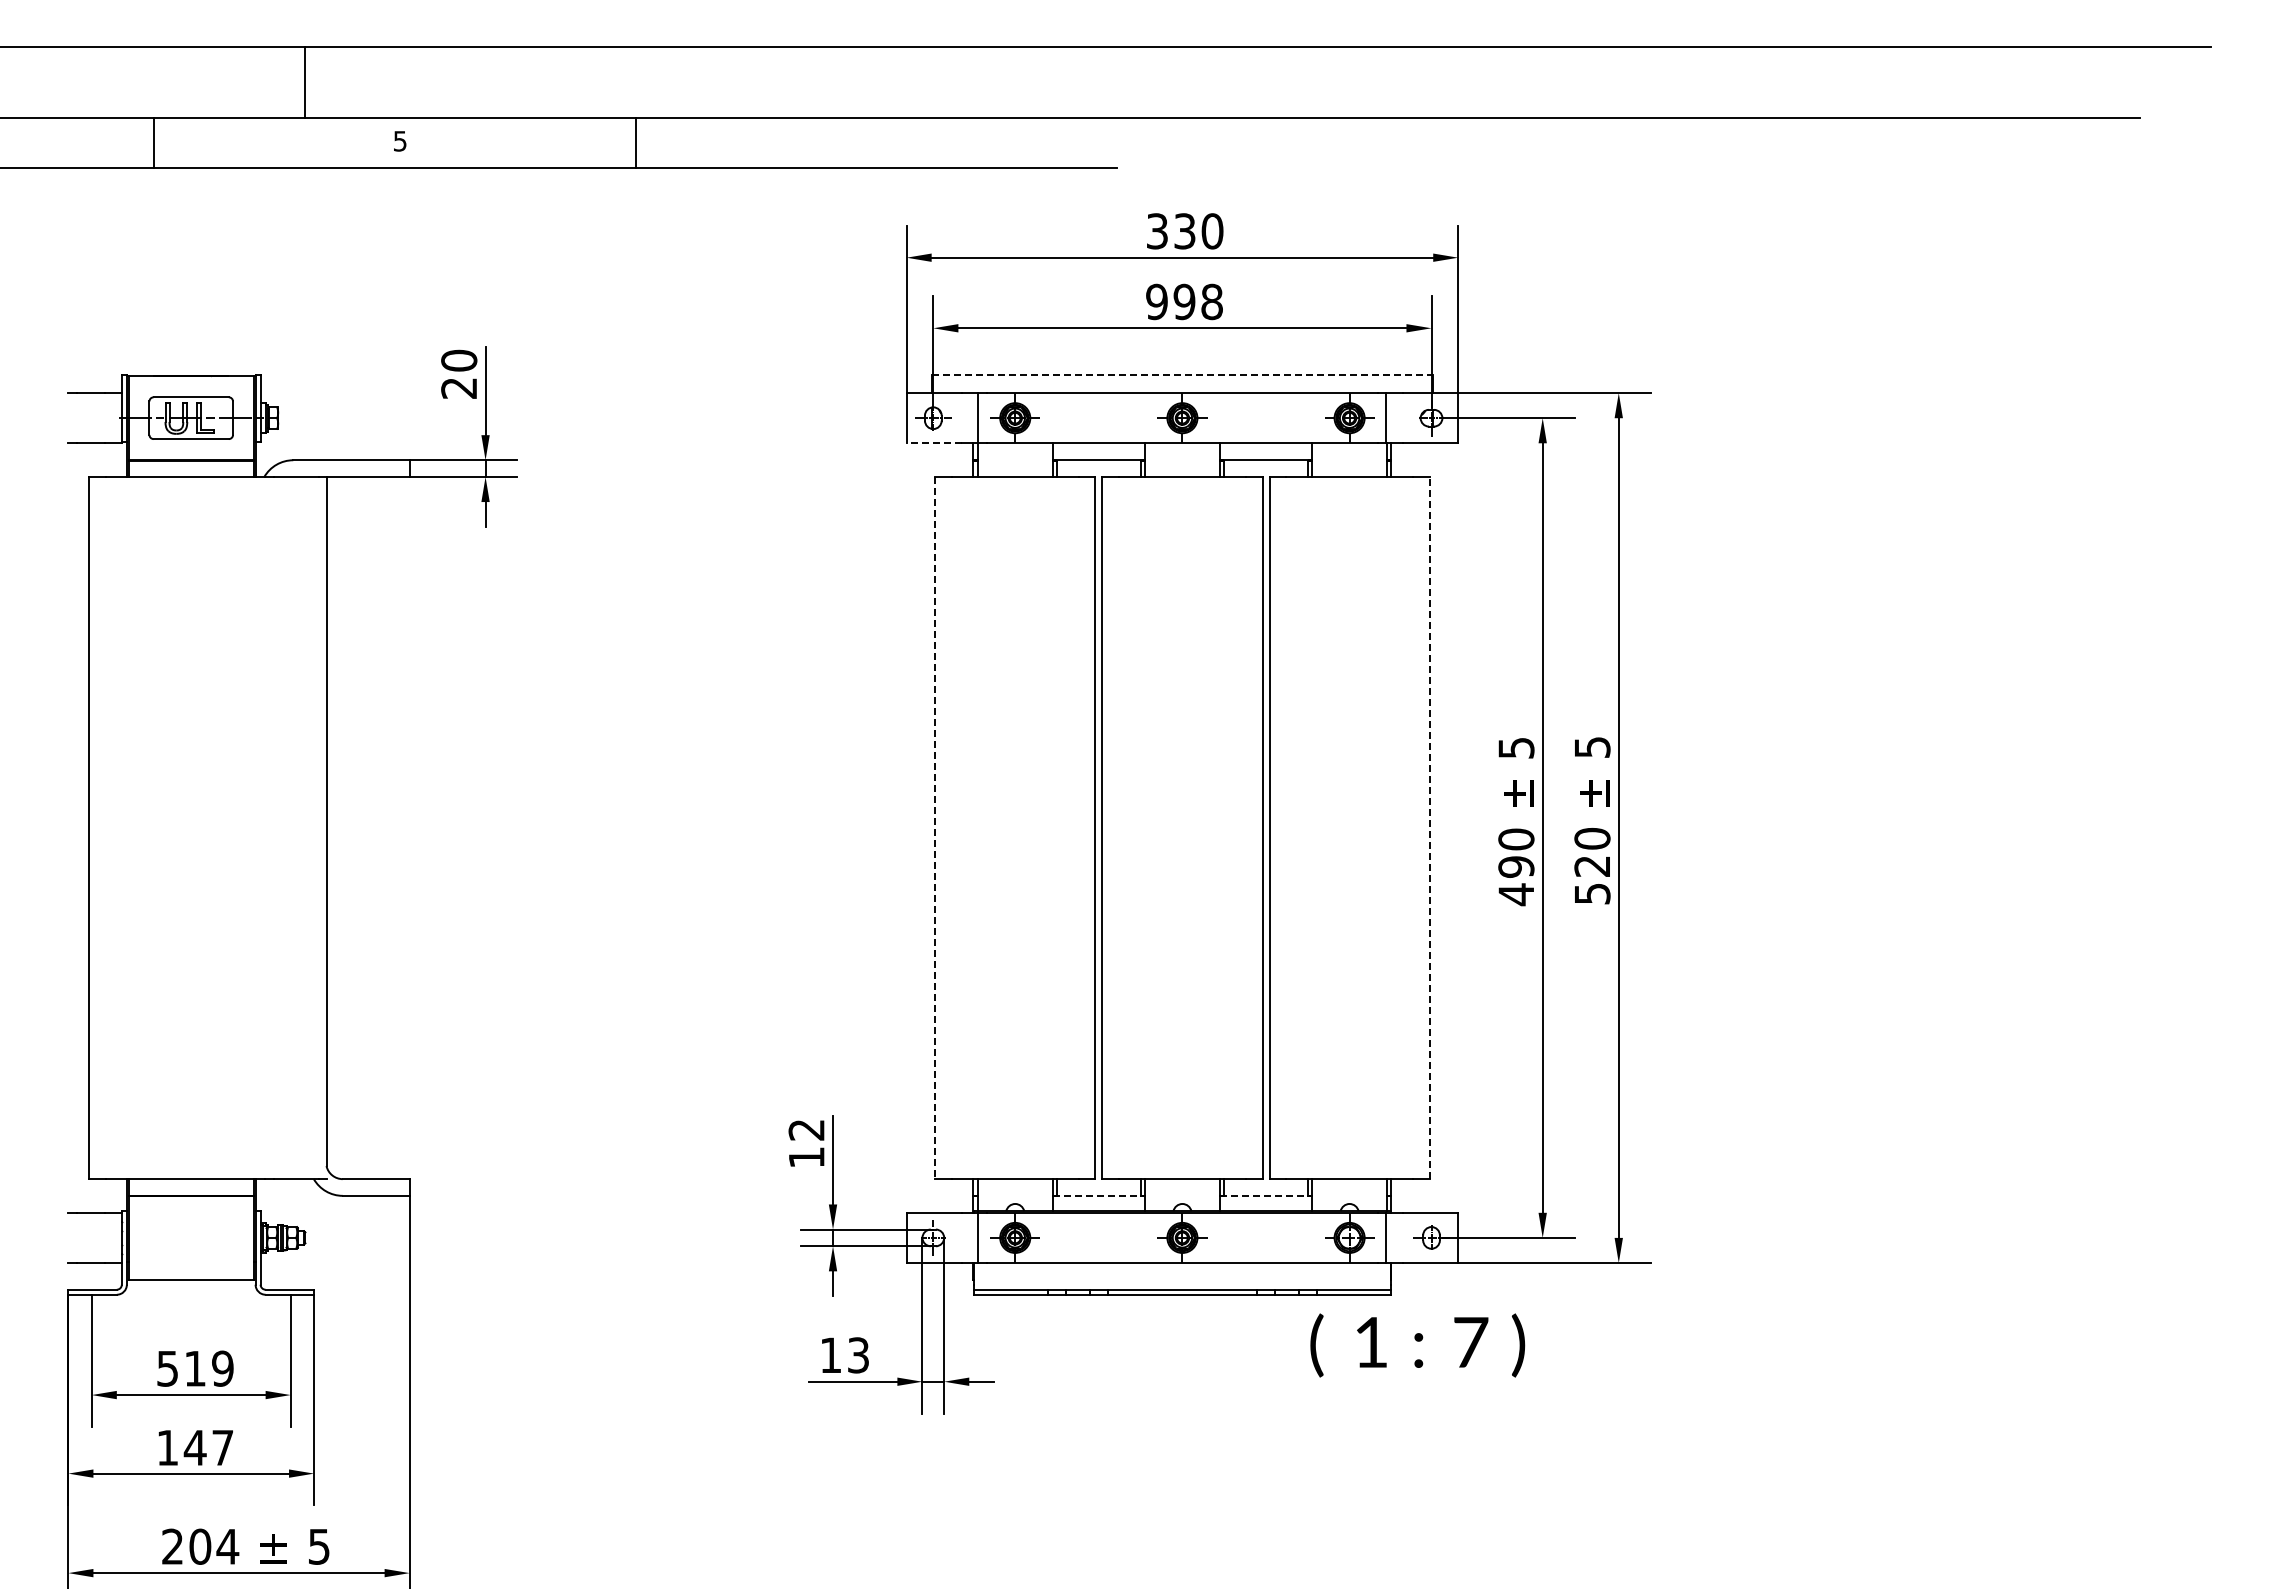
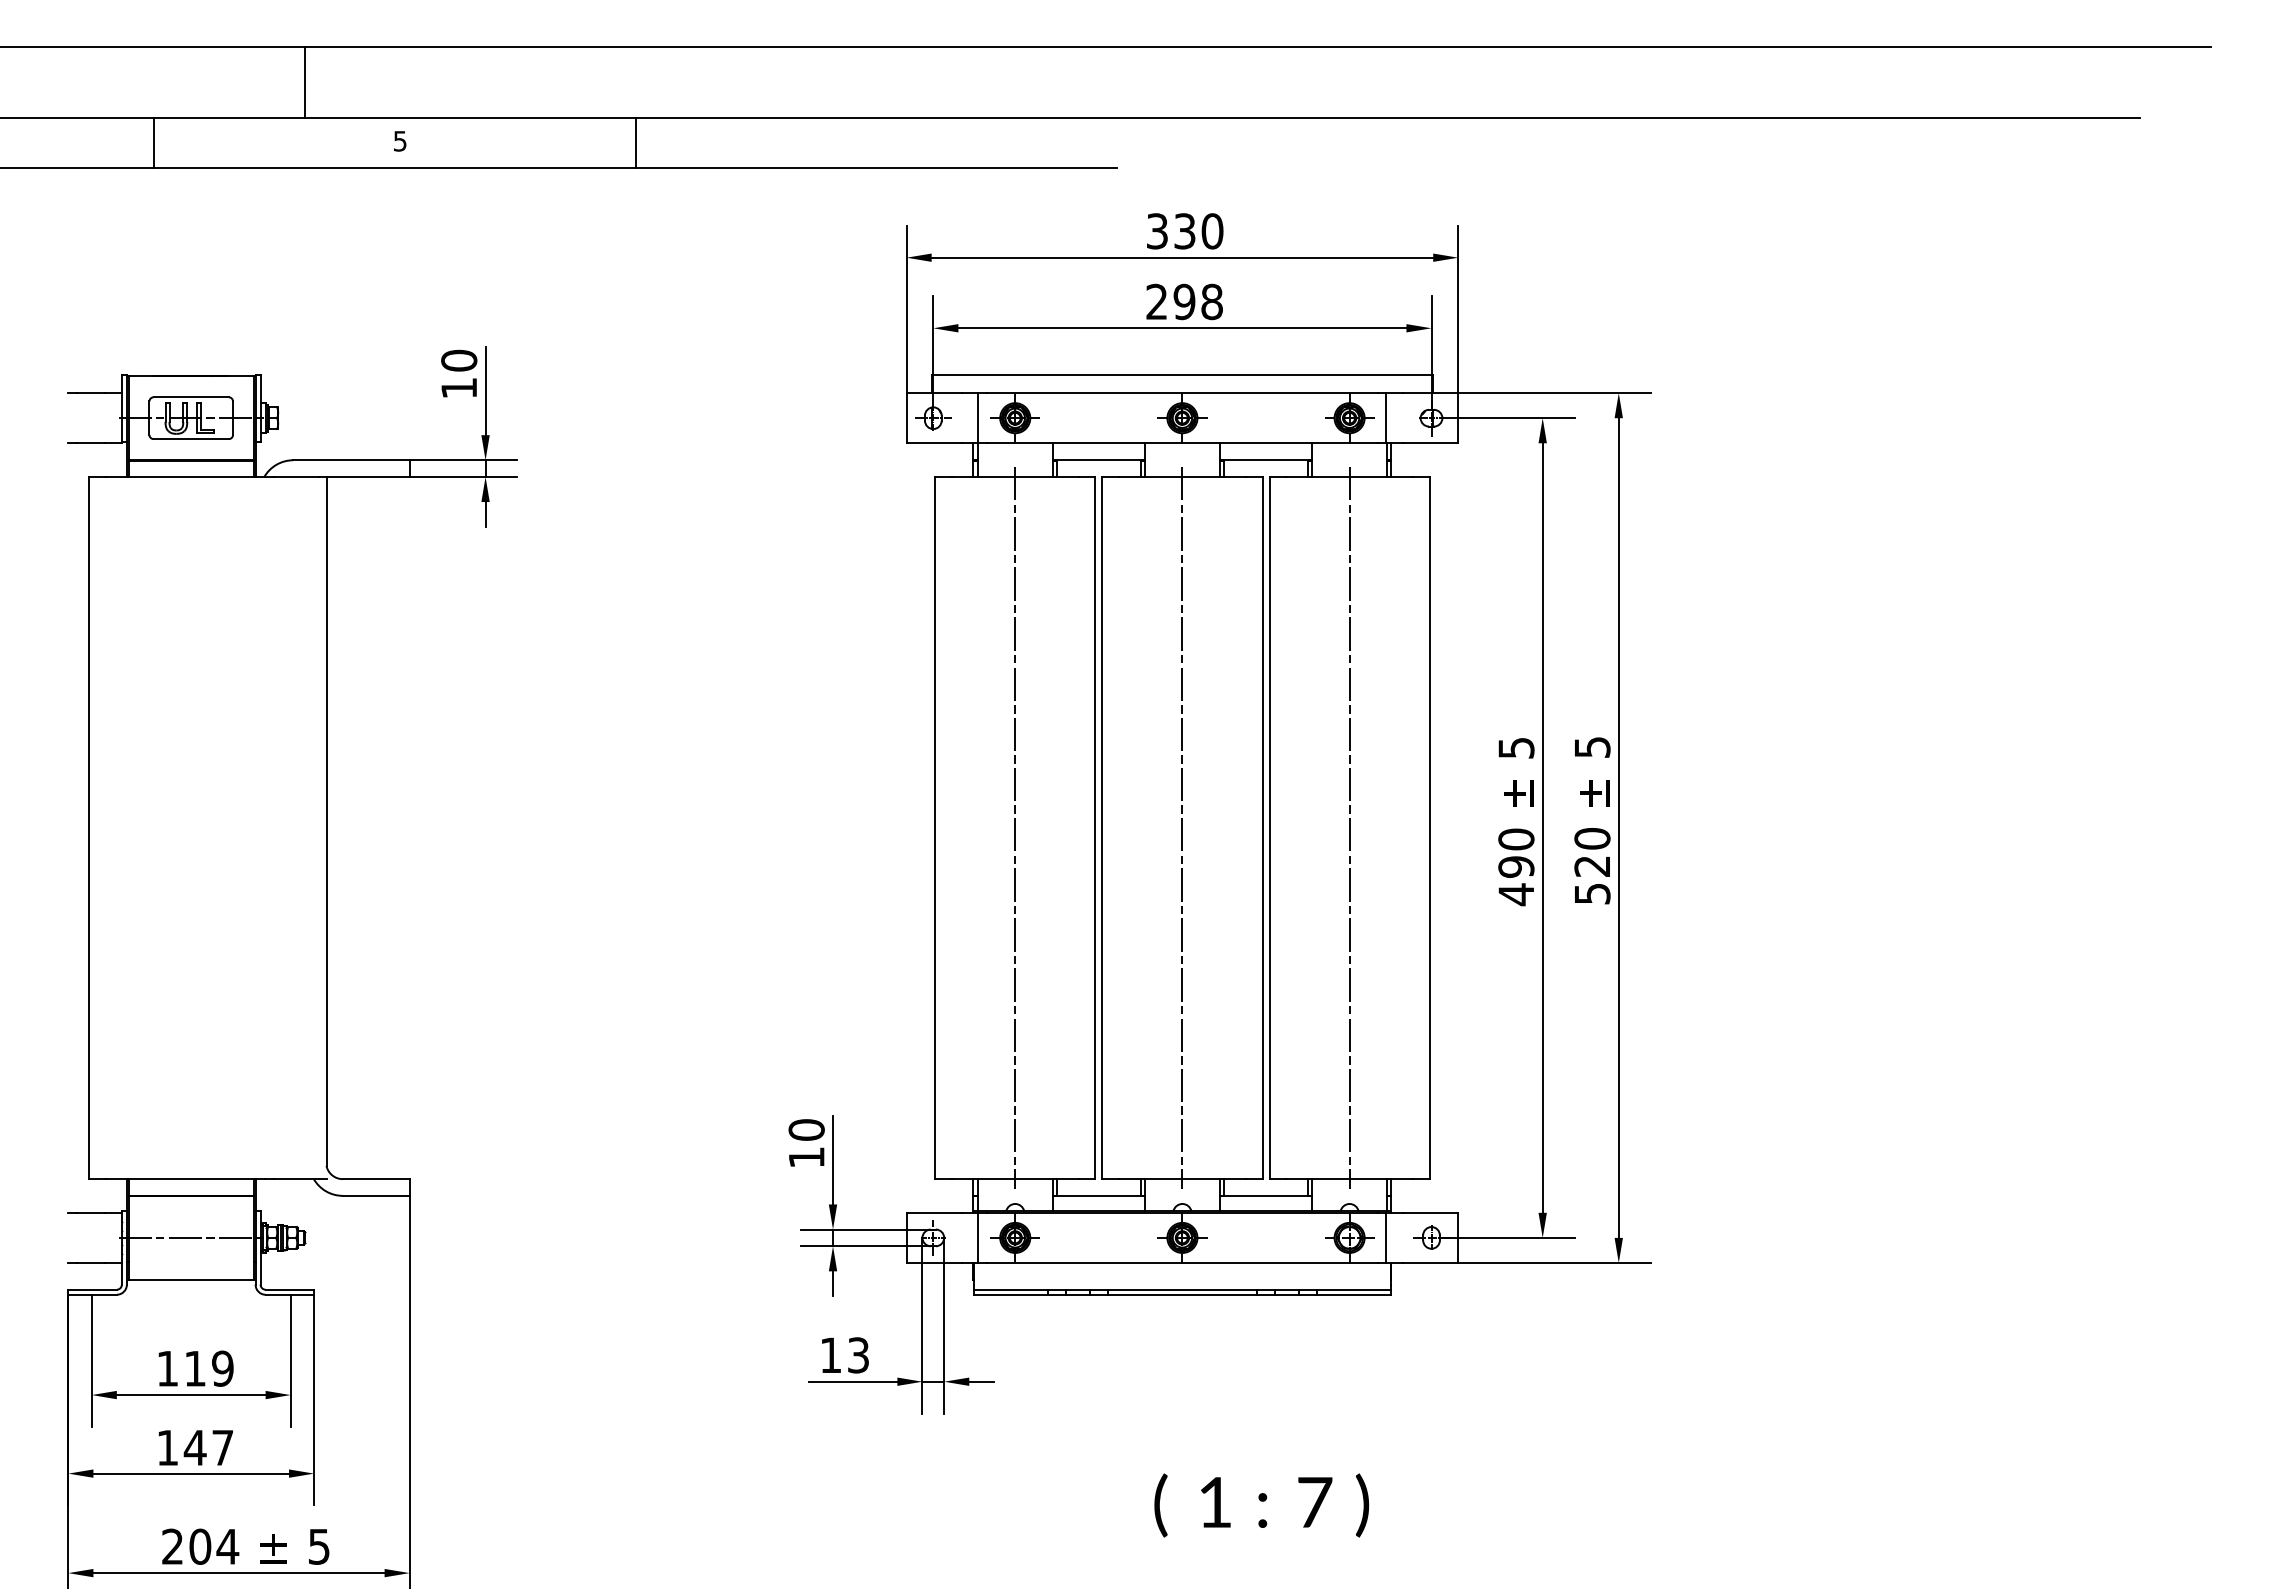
text: 998 -> 298 (1156, 301)
line: dashed -> solid (1182, 374)
text: 20 -> 10 (458, 388)
line: dashed -> solid (934, 443)
line: none -> present (1015, 827)
line: none -> present (1182, 827)
line: none -> present (1349, 827)
line: dashed -> solid (1429, 827)
line: dashed -> solid (935, 828)
text: 12 -> 10 (806, 1129)
line: dashed -> solid (1098, 1196)
line: dashed -> solid (1266, 1196)
line: none -> present (190, 1237)
text position: (1417, 1345) -> (1261, 1505) (1261, 1505)
text: 519 -> 119 (167, 1368)
